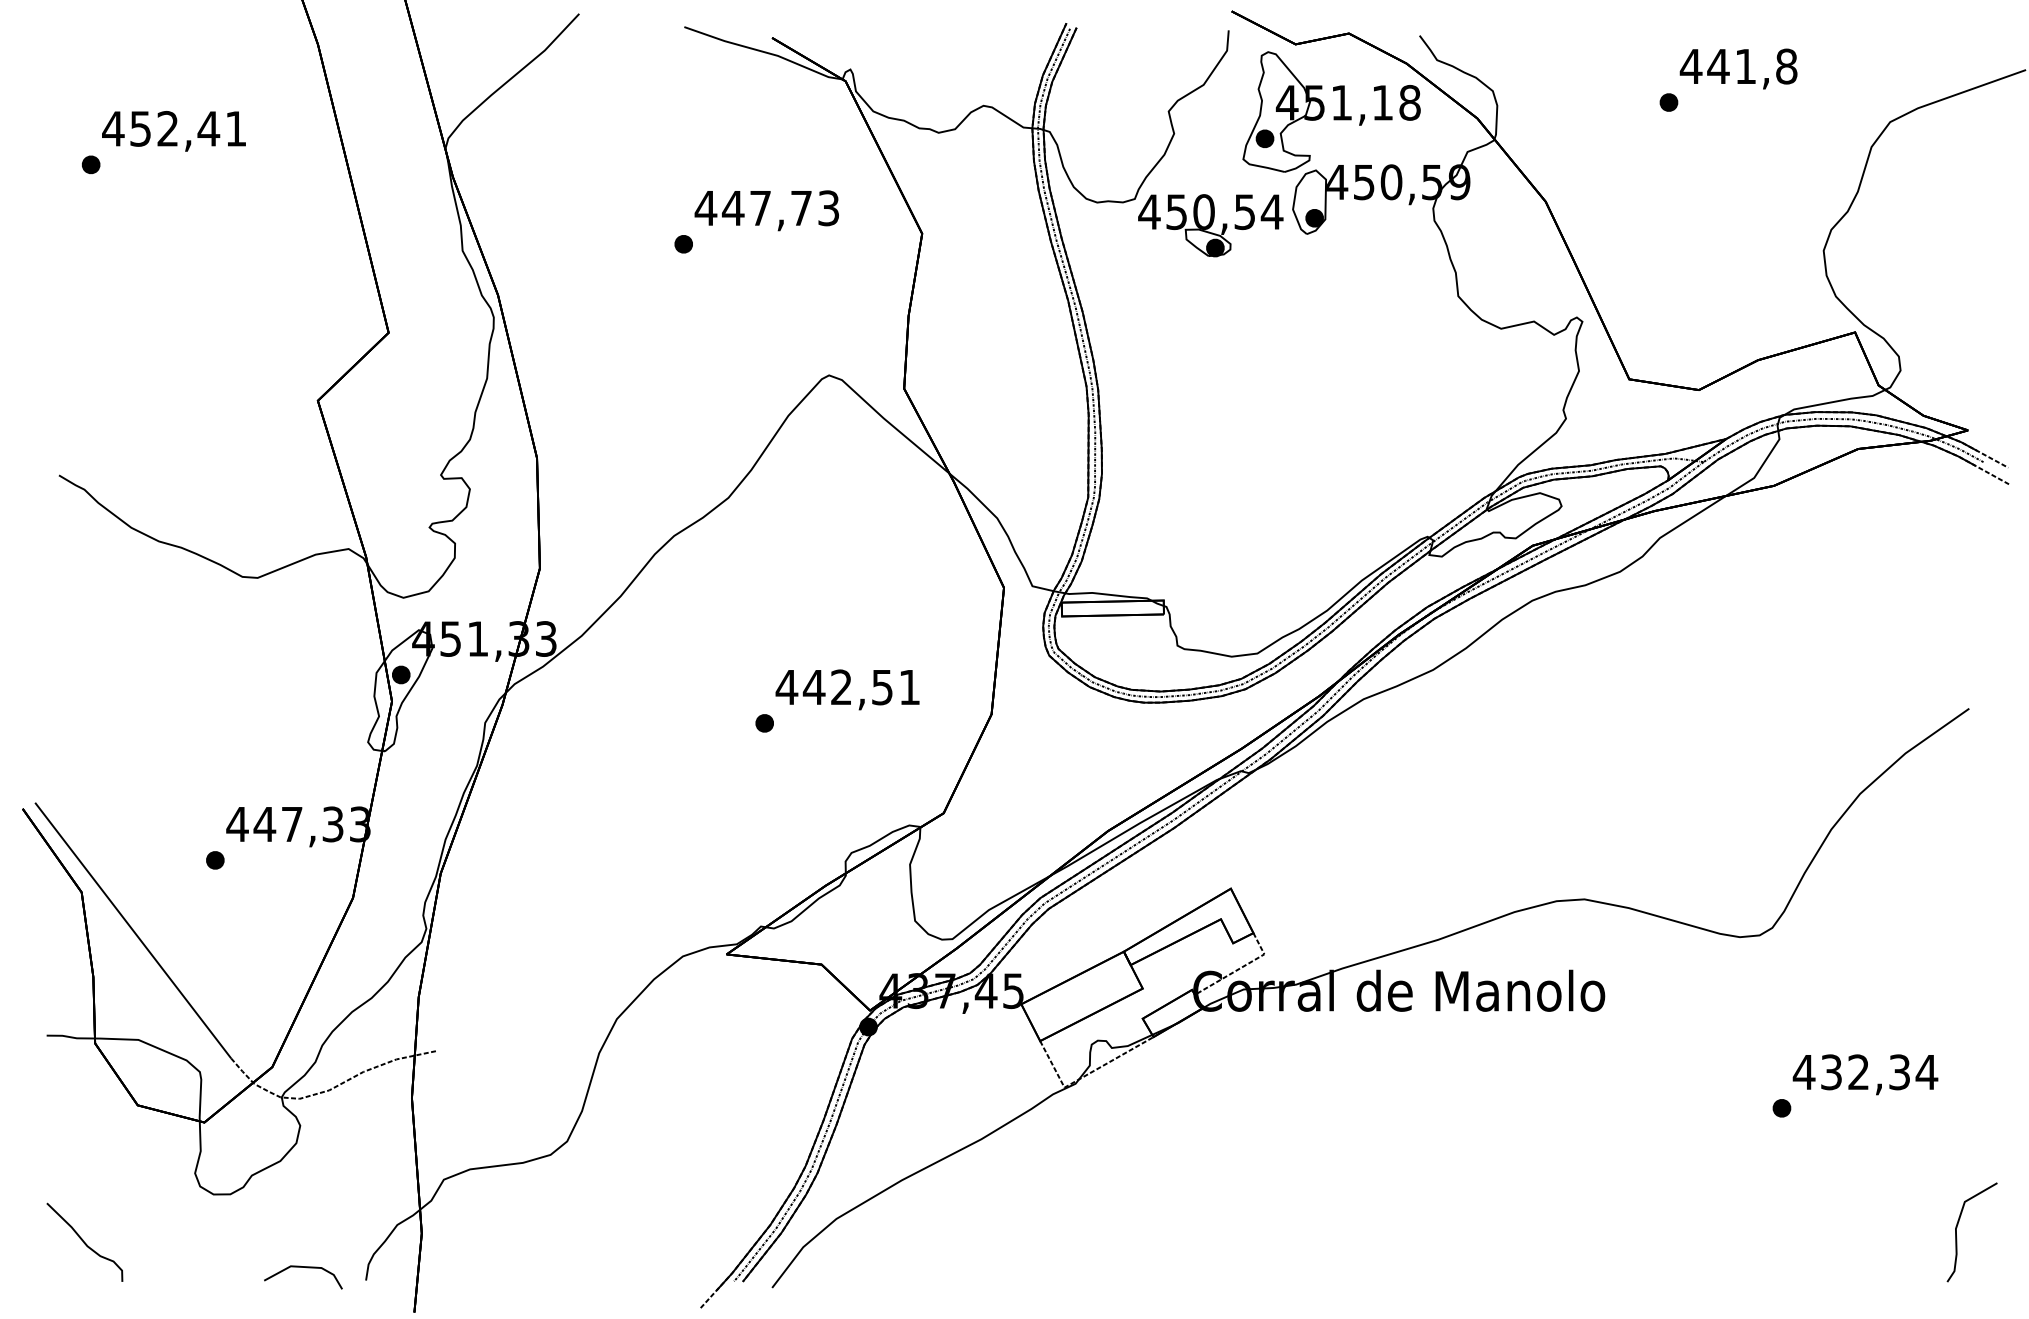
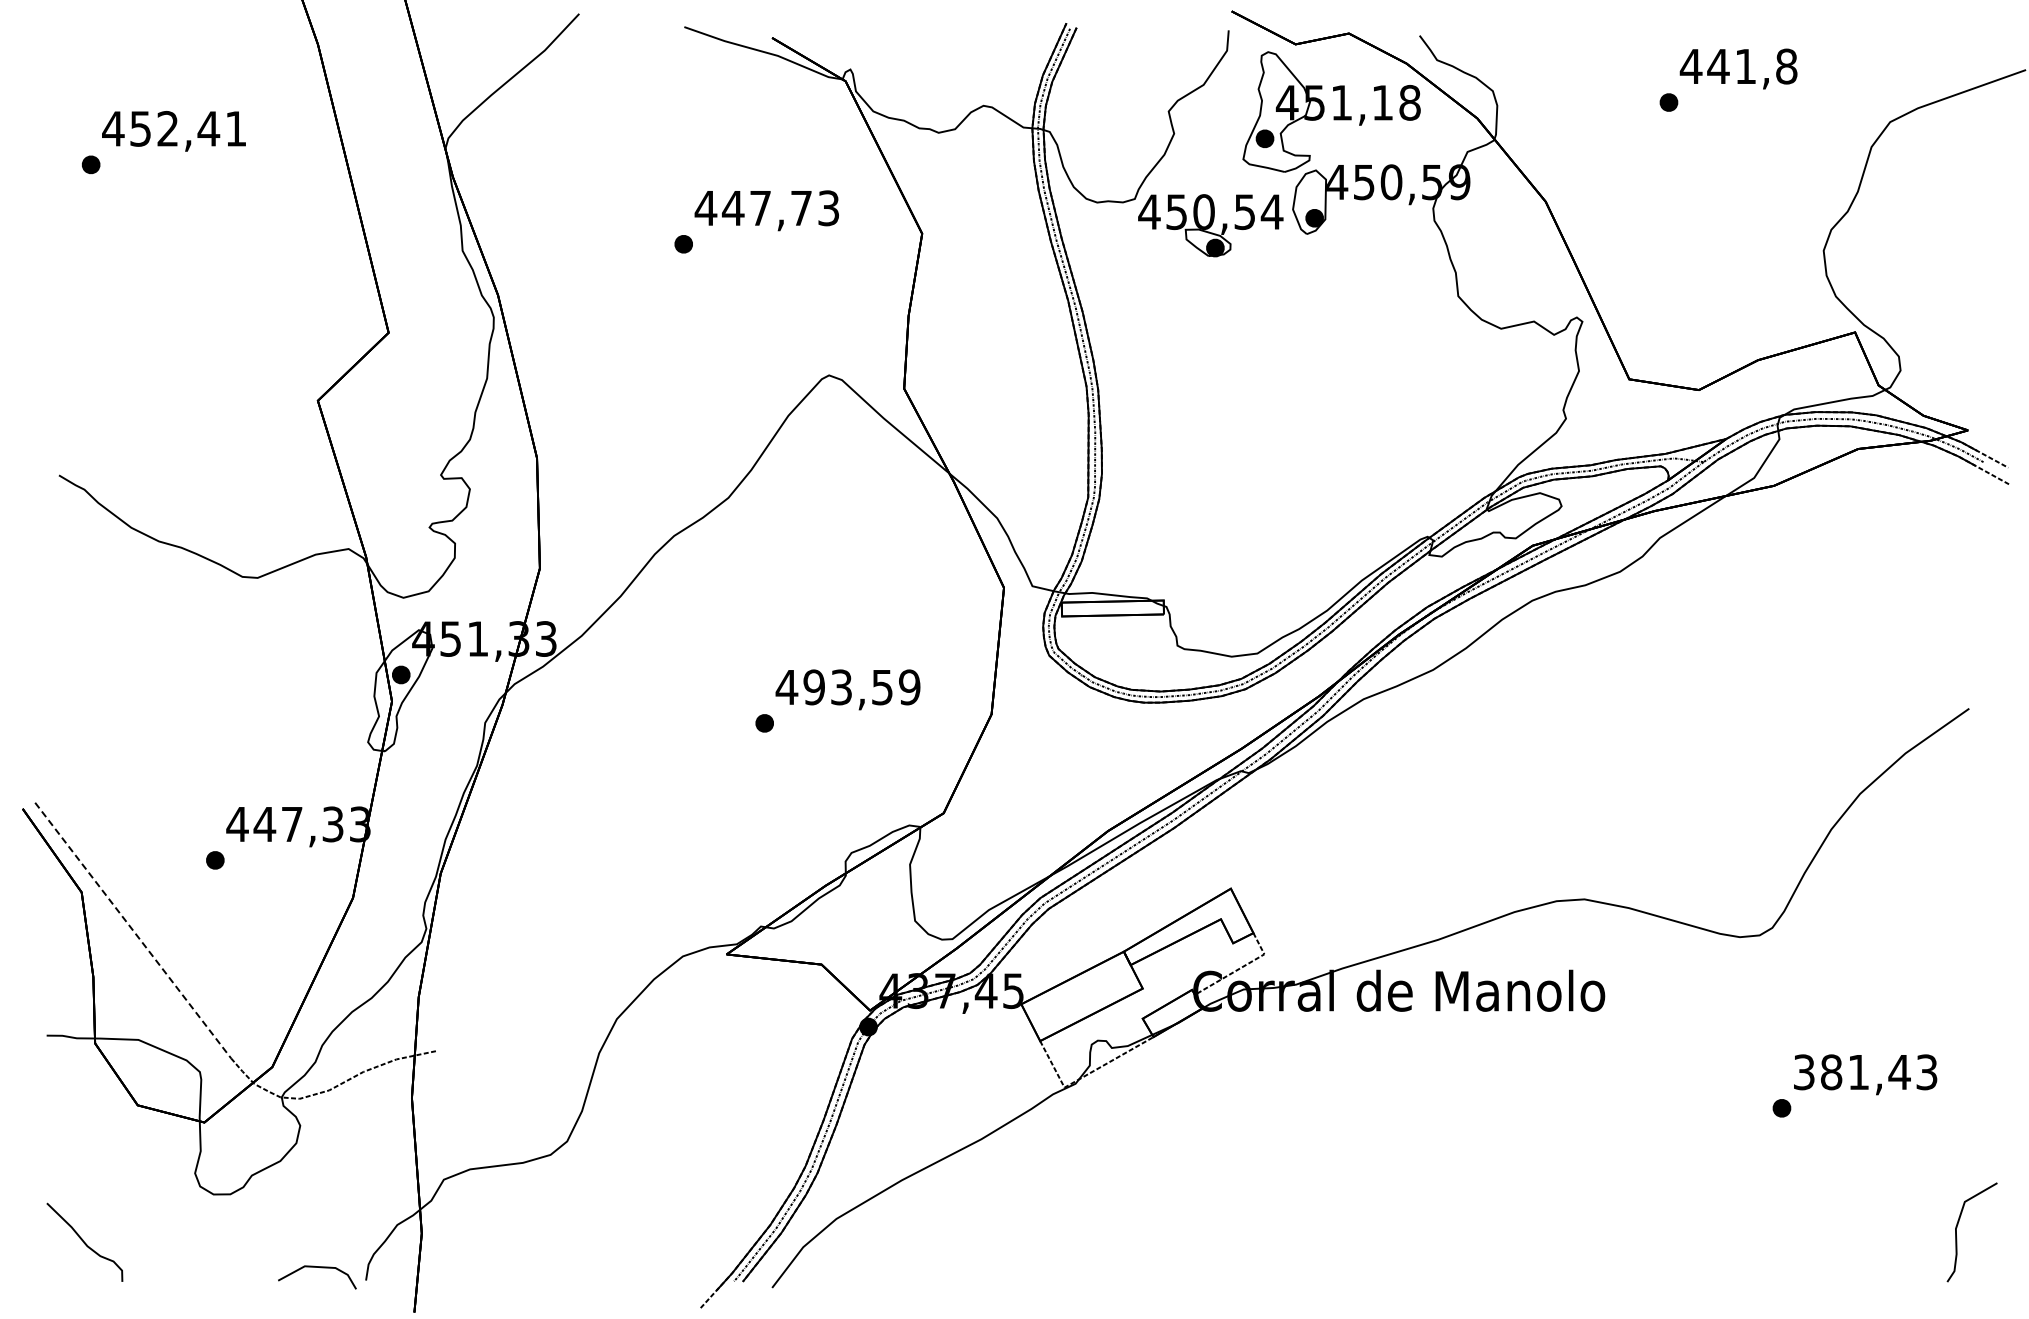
text: 442,51 -> 493,59 (861, 687)
line: solid -> dashed (133, 931)
text: 432,34 -> 381,43 (1865, 1072)
line position: (306, 1268) -> (320, 1268) (320, 1268)
